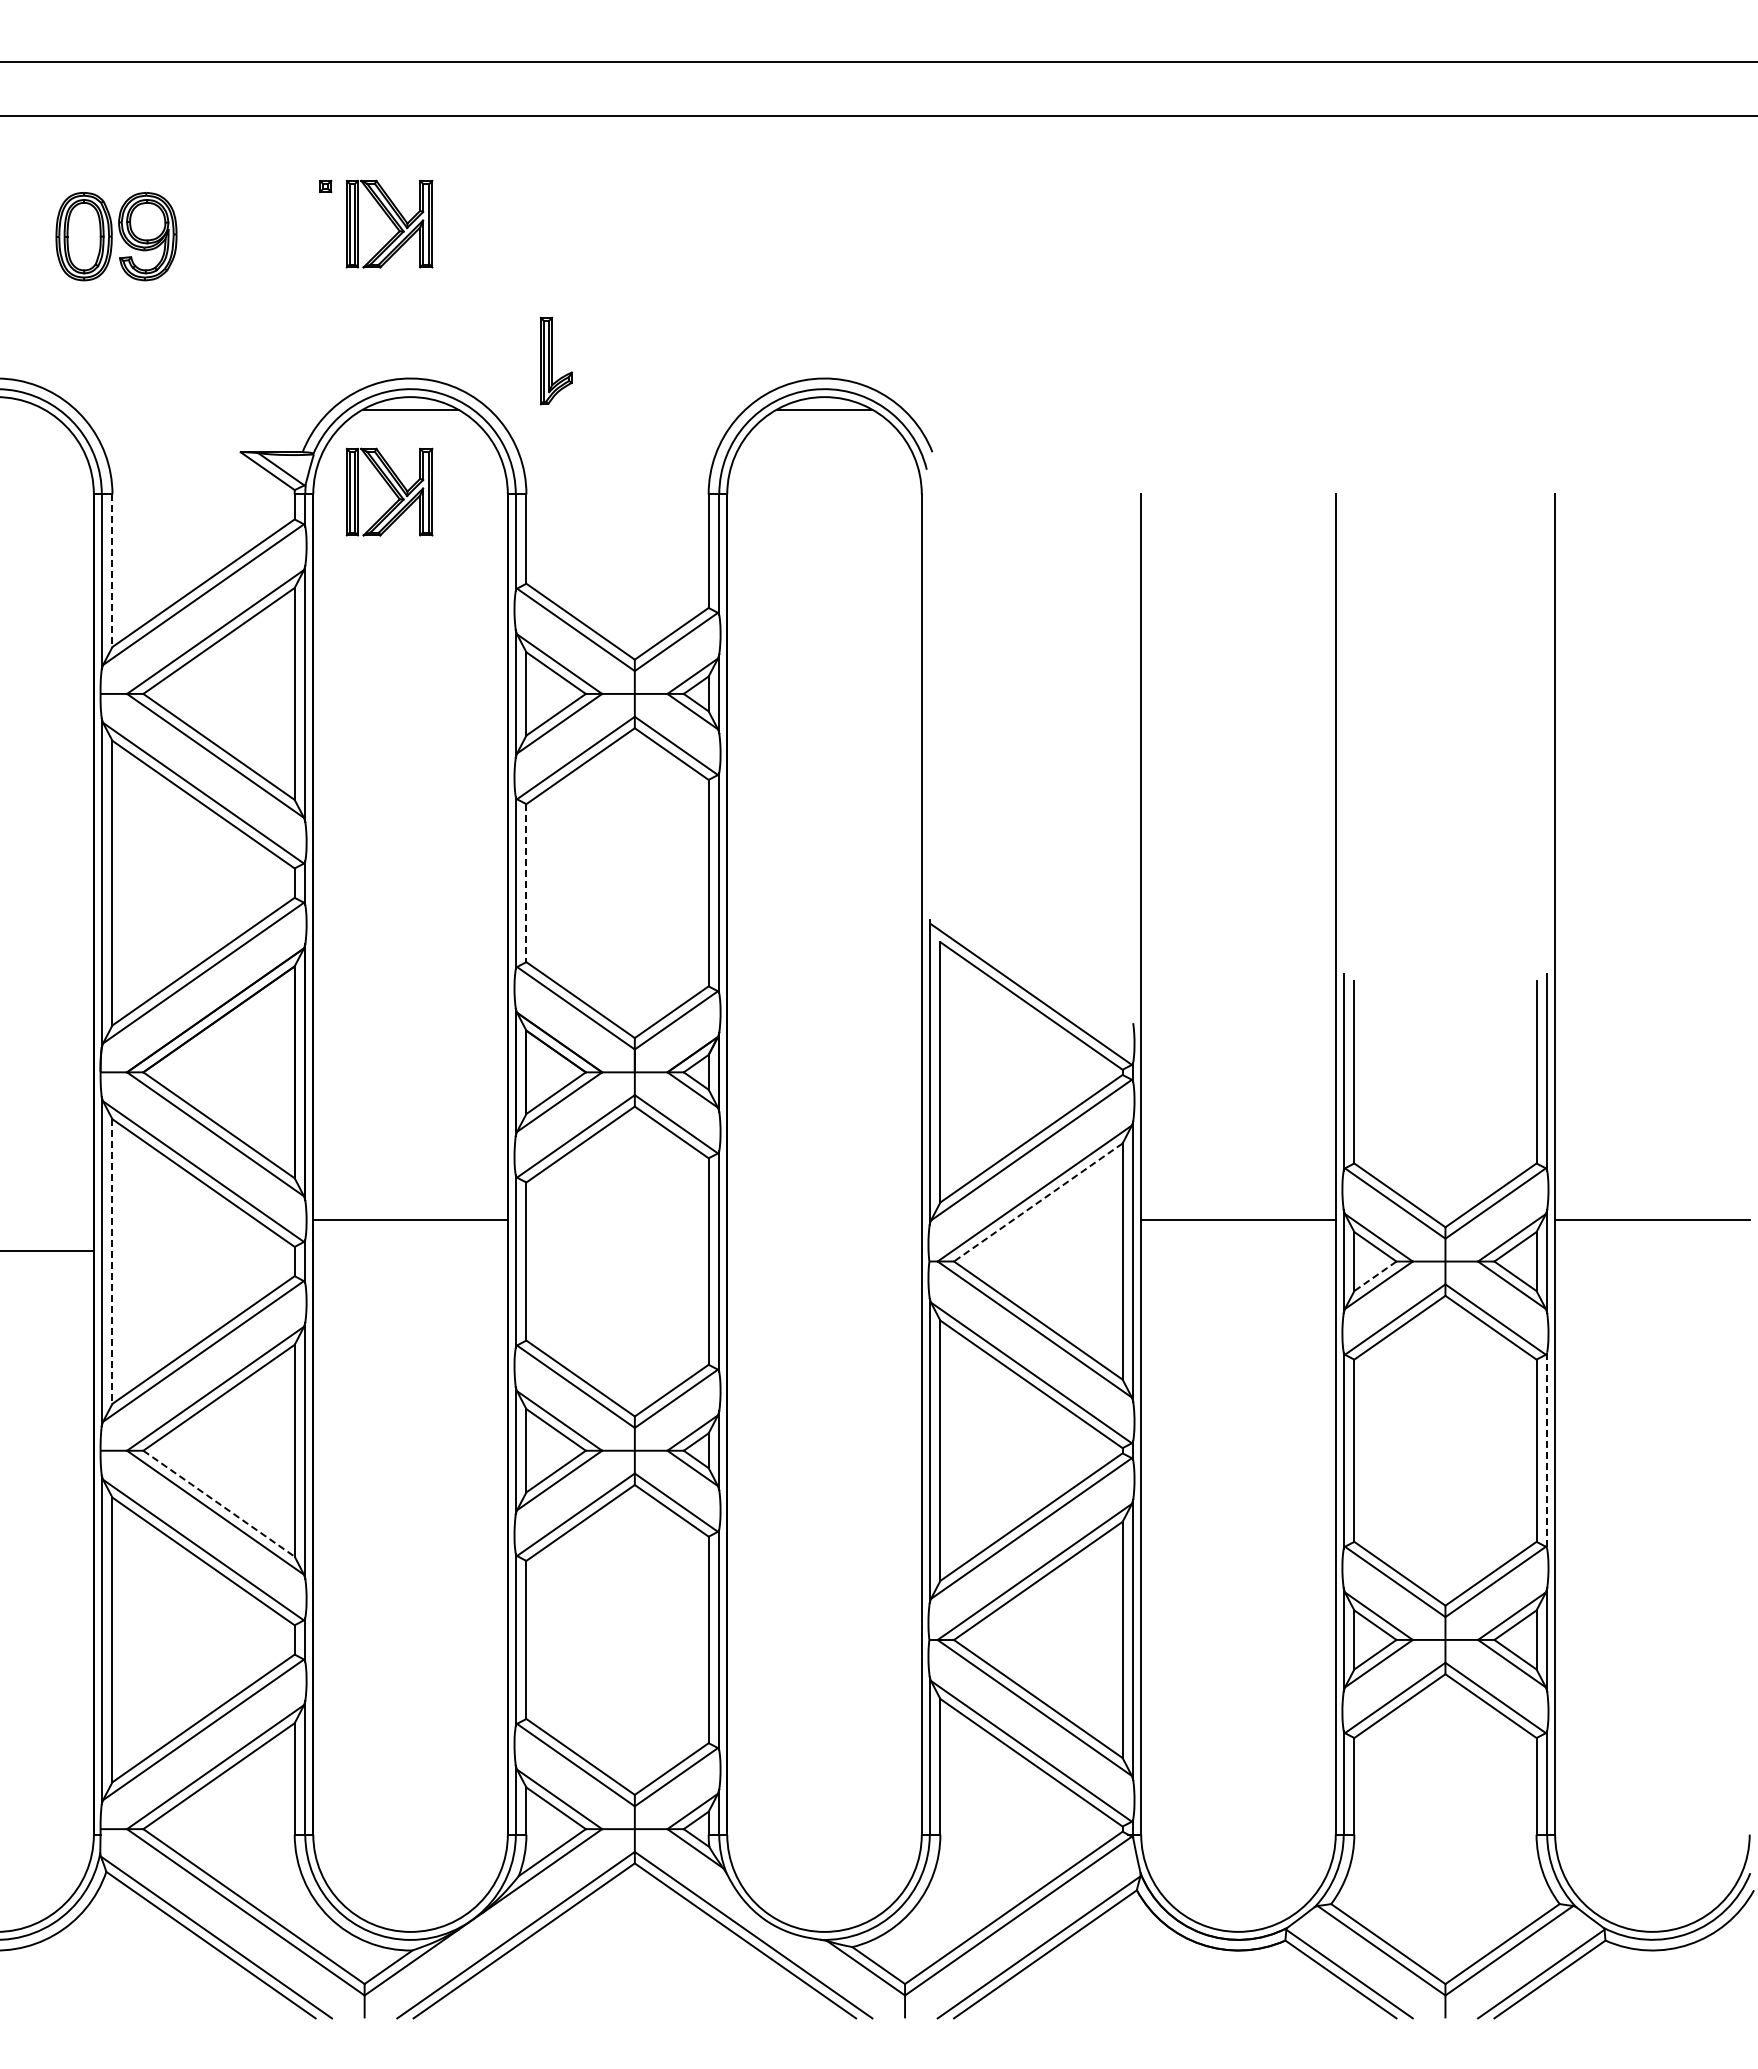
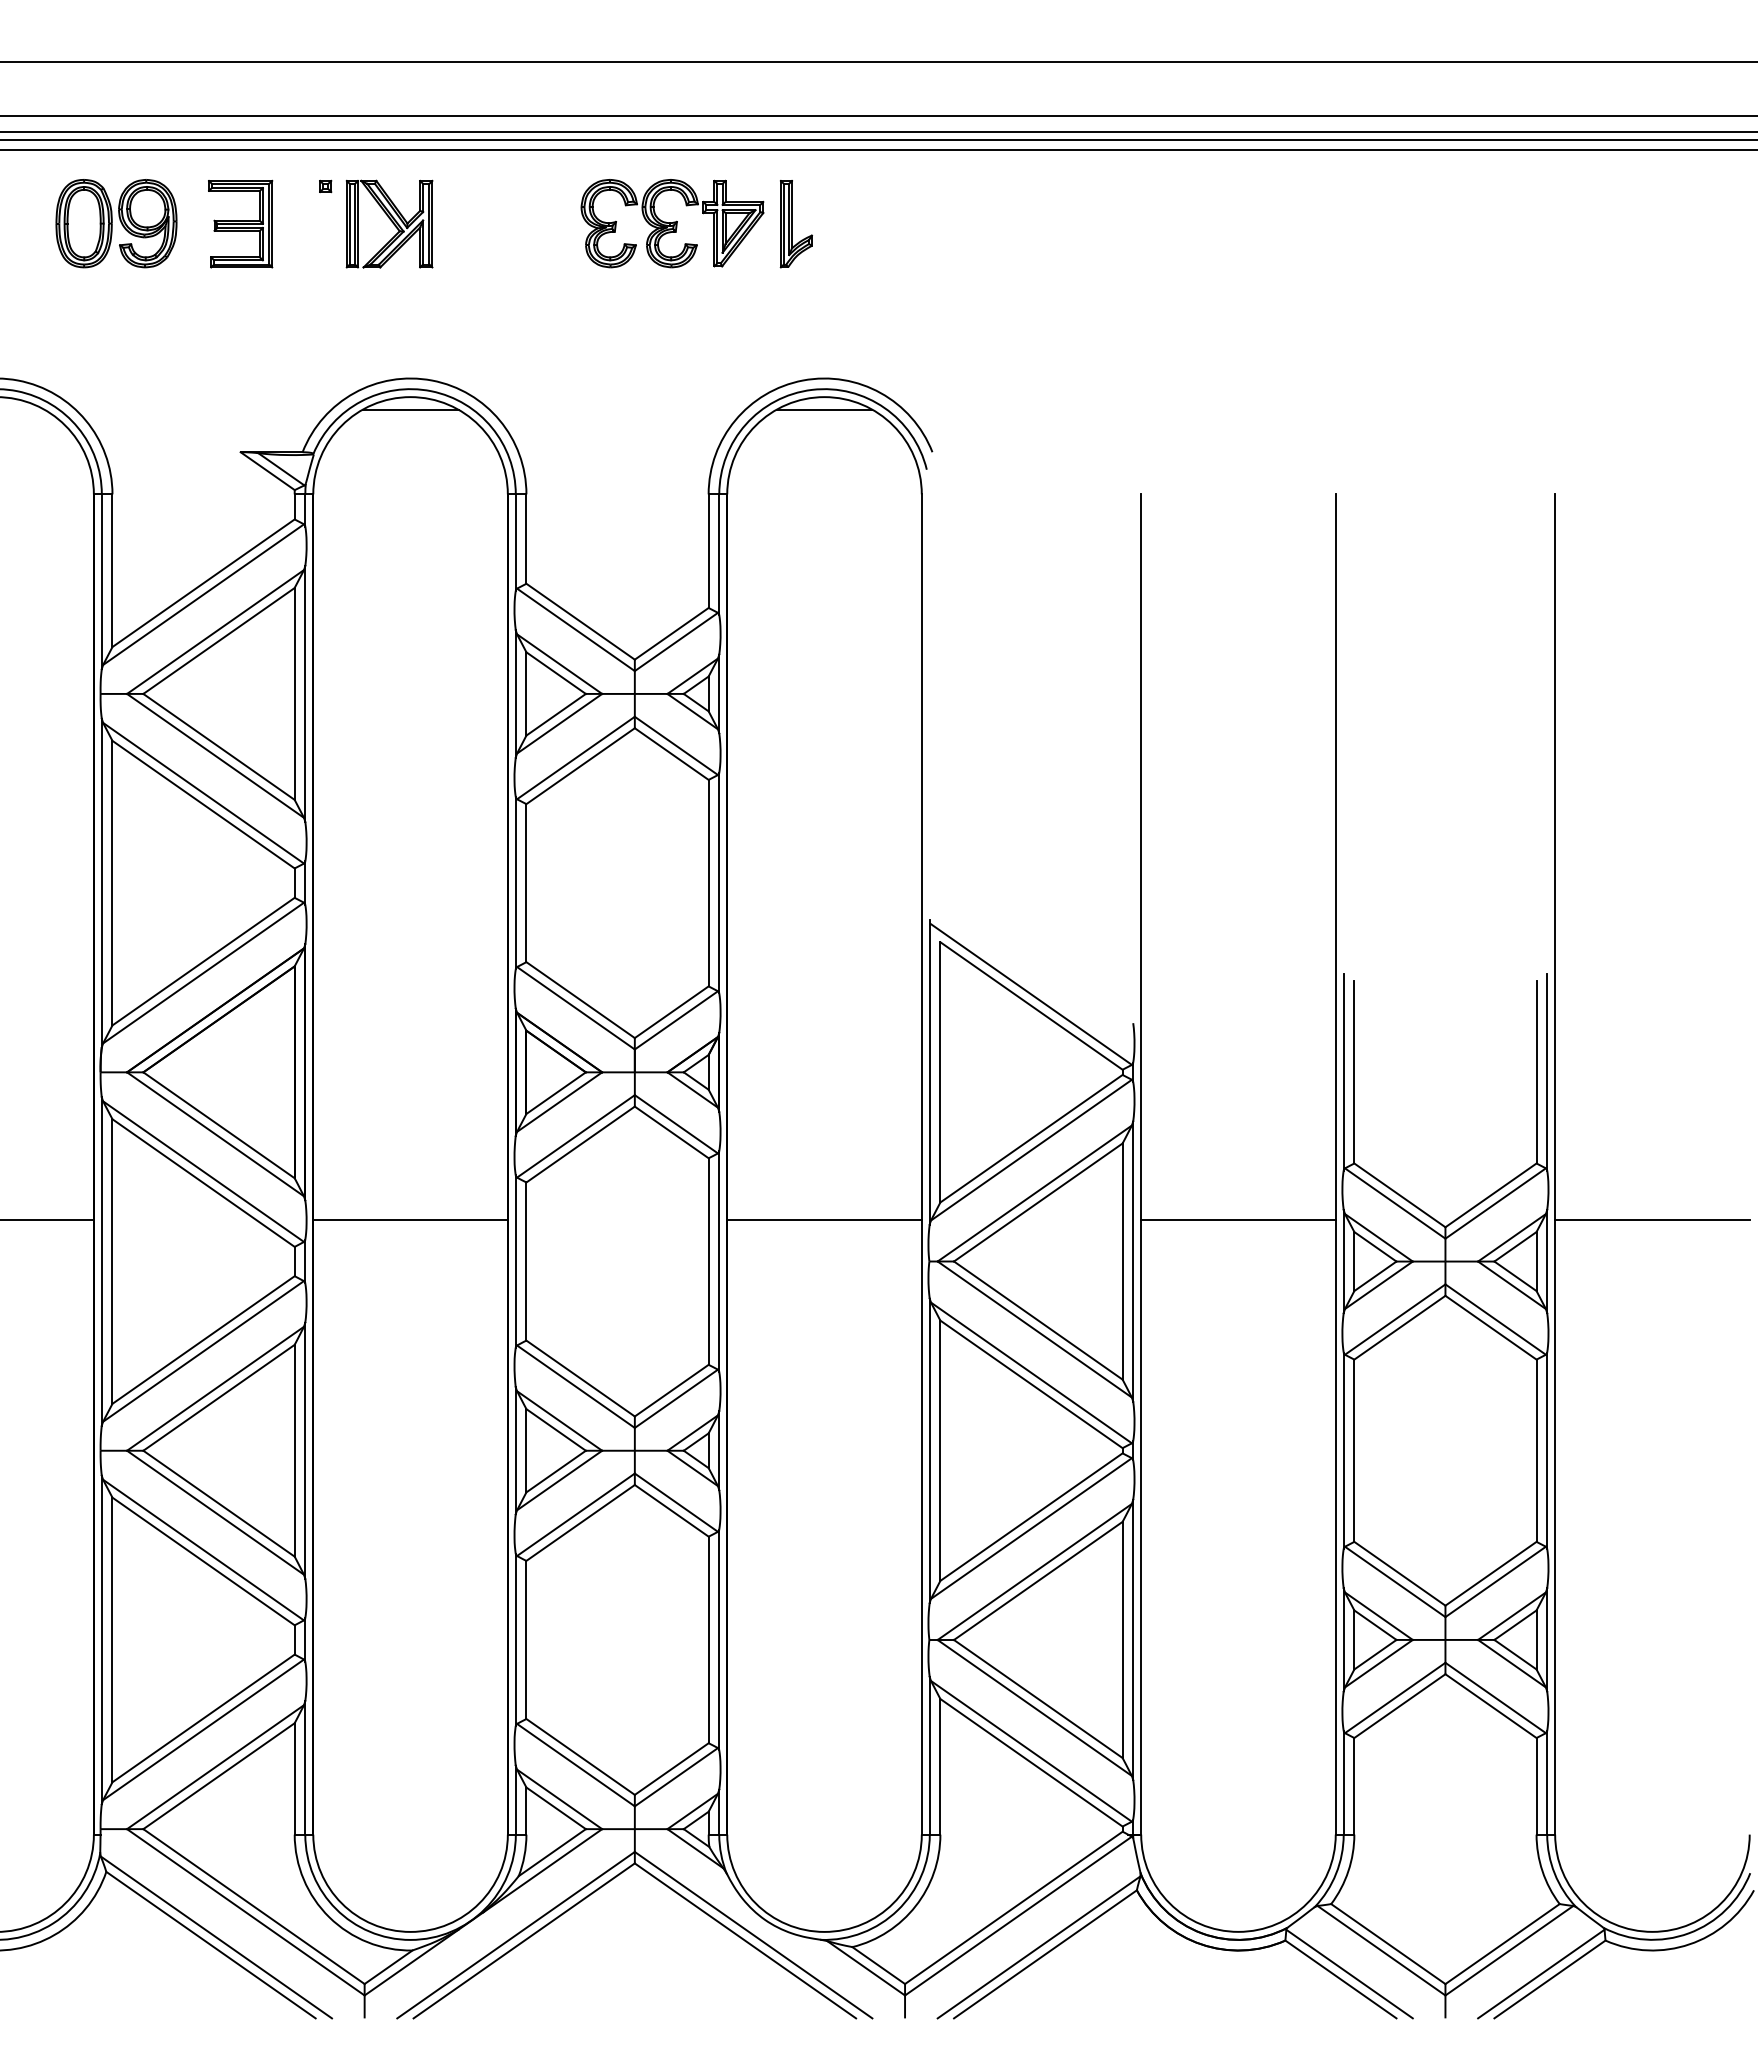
line: none -> present (878, 132)
line: none -> present (878, 139)
line: none -> present (878, 150)
part: none -> present (240, 223)
part: none -> present (672, 223)
part position: (116, 236) -> (116, 223) (116, 223)
part position: (555, 361) -> (795, 224) (795, 224)
part: present -> none (389, 491)
line: dashed -> solid (112, 571)
line: dashed -> solid (526, 883)
line: dashed -> solid (1038, 1202)
line: none -> present (824, 1220)
line position: (47, 1251) -> (47, 1220) (47, 1220)
line: dashed -> solid (112, 1262)
line: dashed -> solid (1375, 1276)
line: dashed -> solid (1547, 1451)
line: dashed -> solid (219, 1504)
